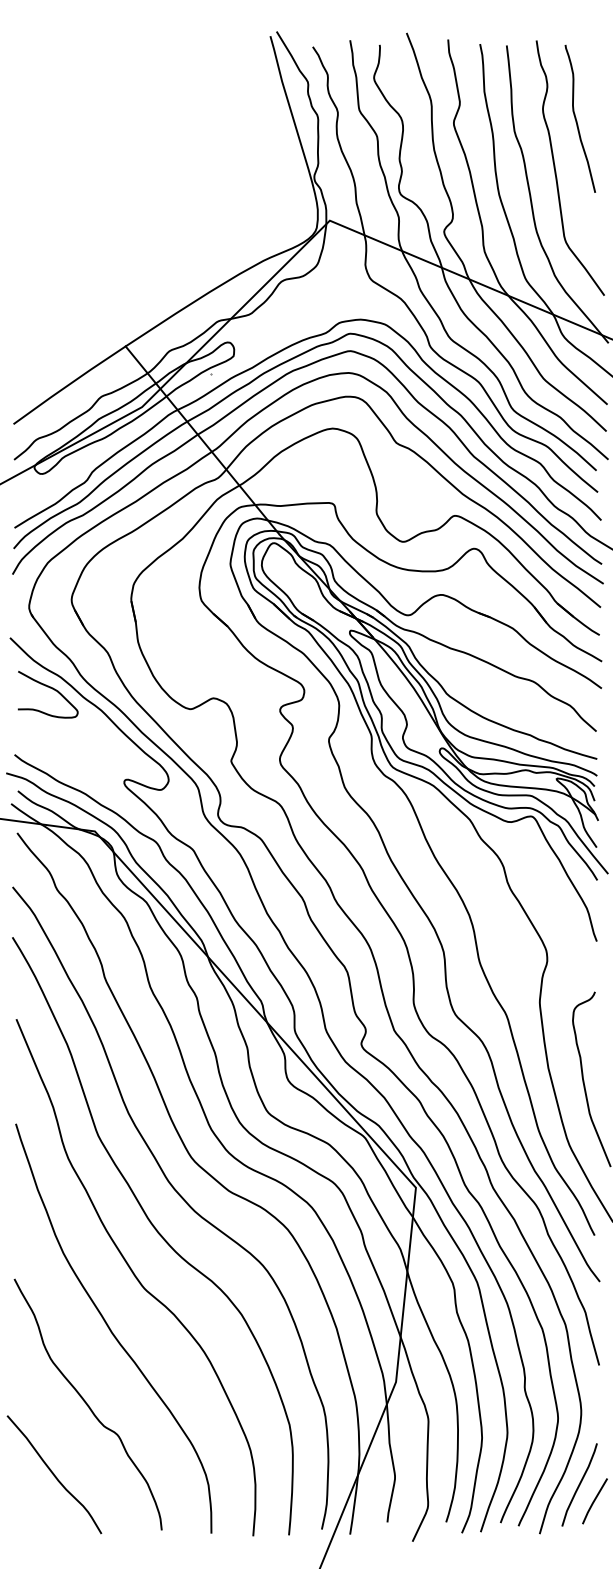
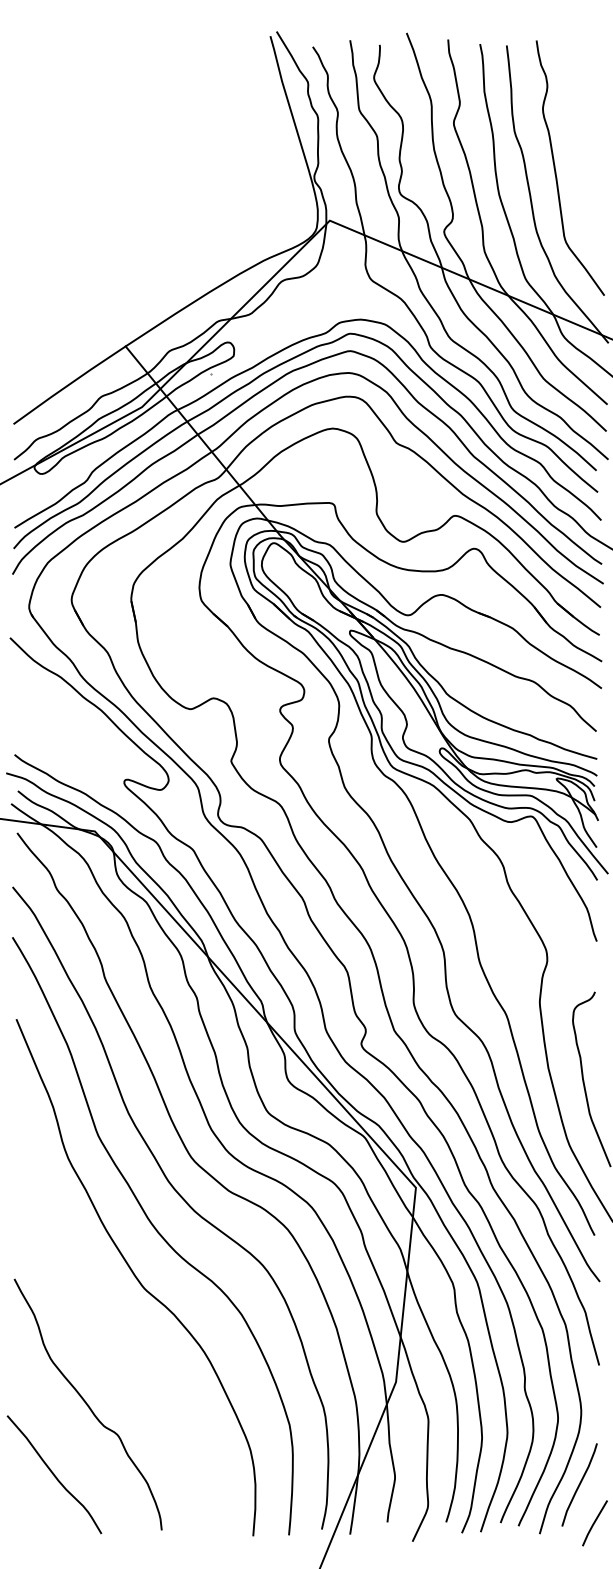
curve: present -> none (577, 120)
curve: present -> none (49, 688)
curve: present -> none (111, 1329)
line position: (594, 1501) -> (594, 1523) (594, 1523)
